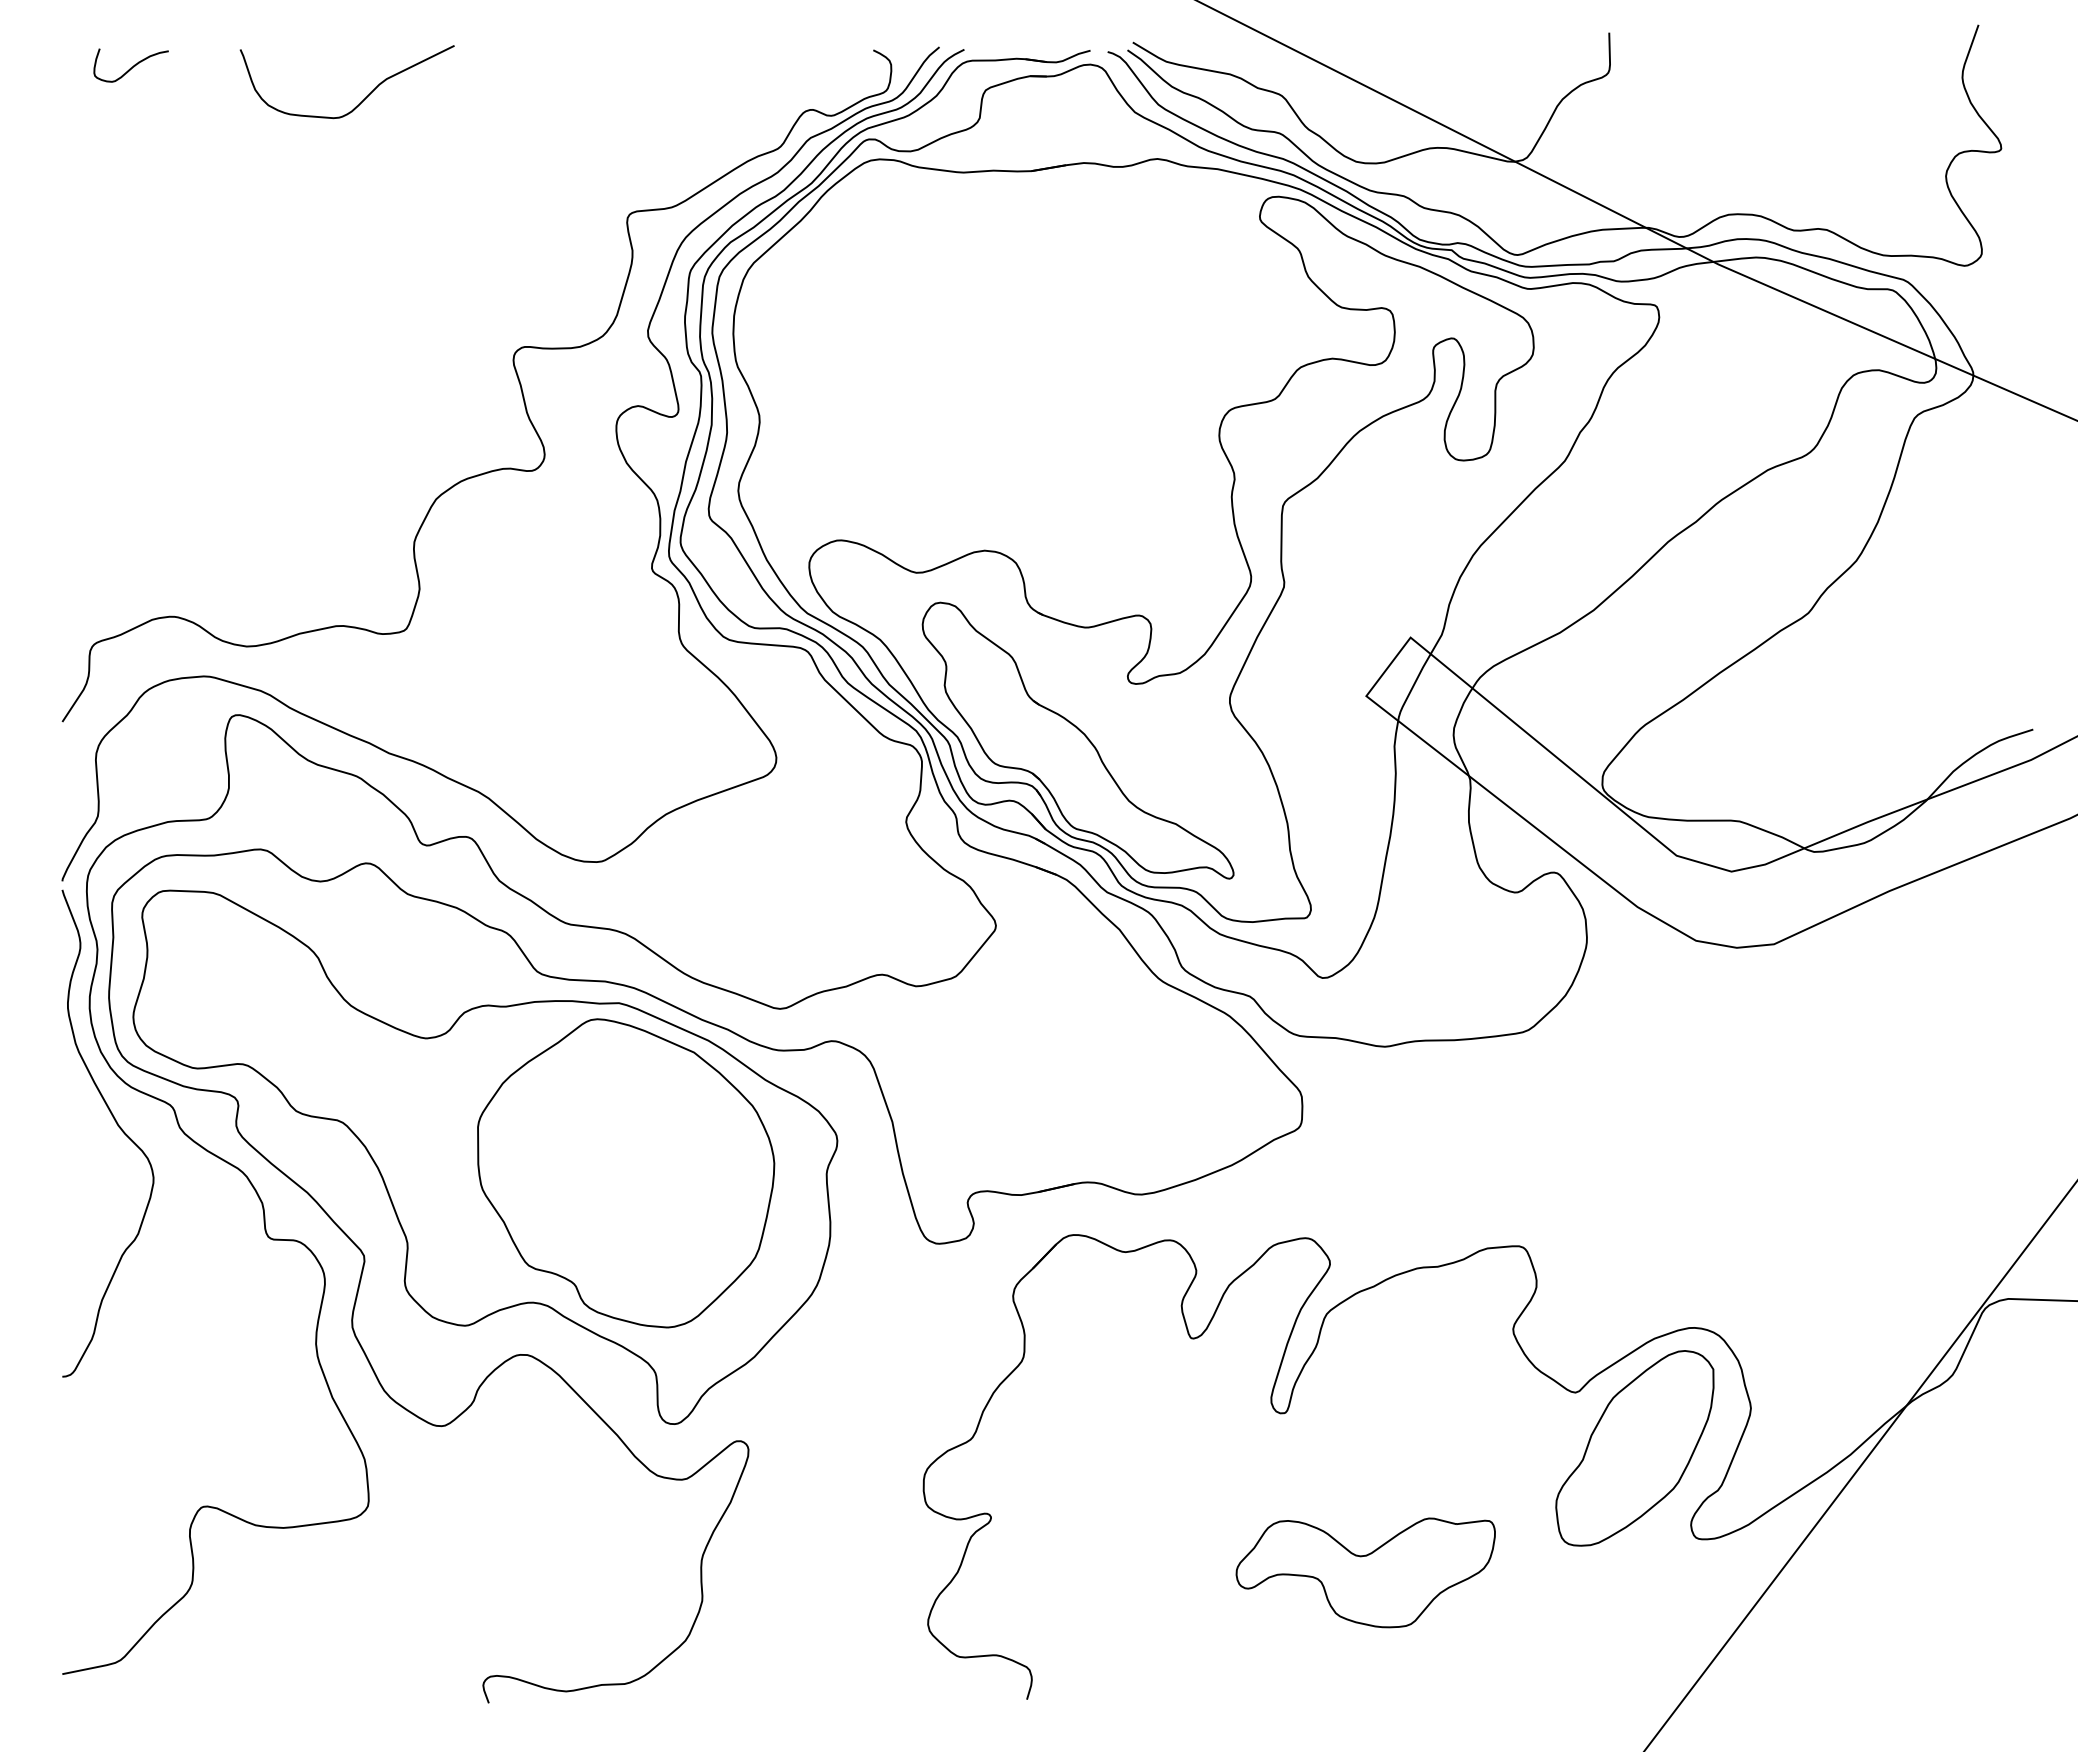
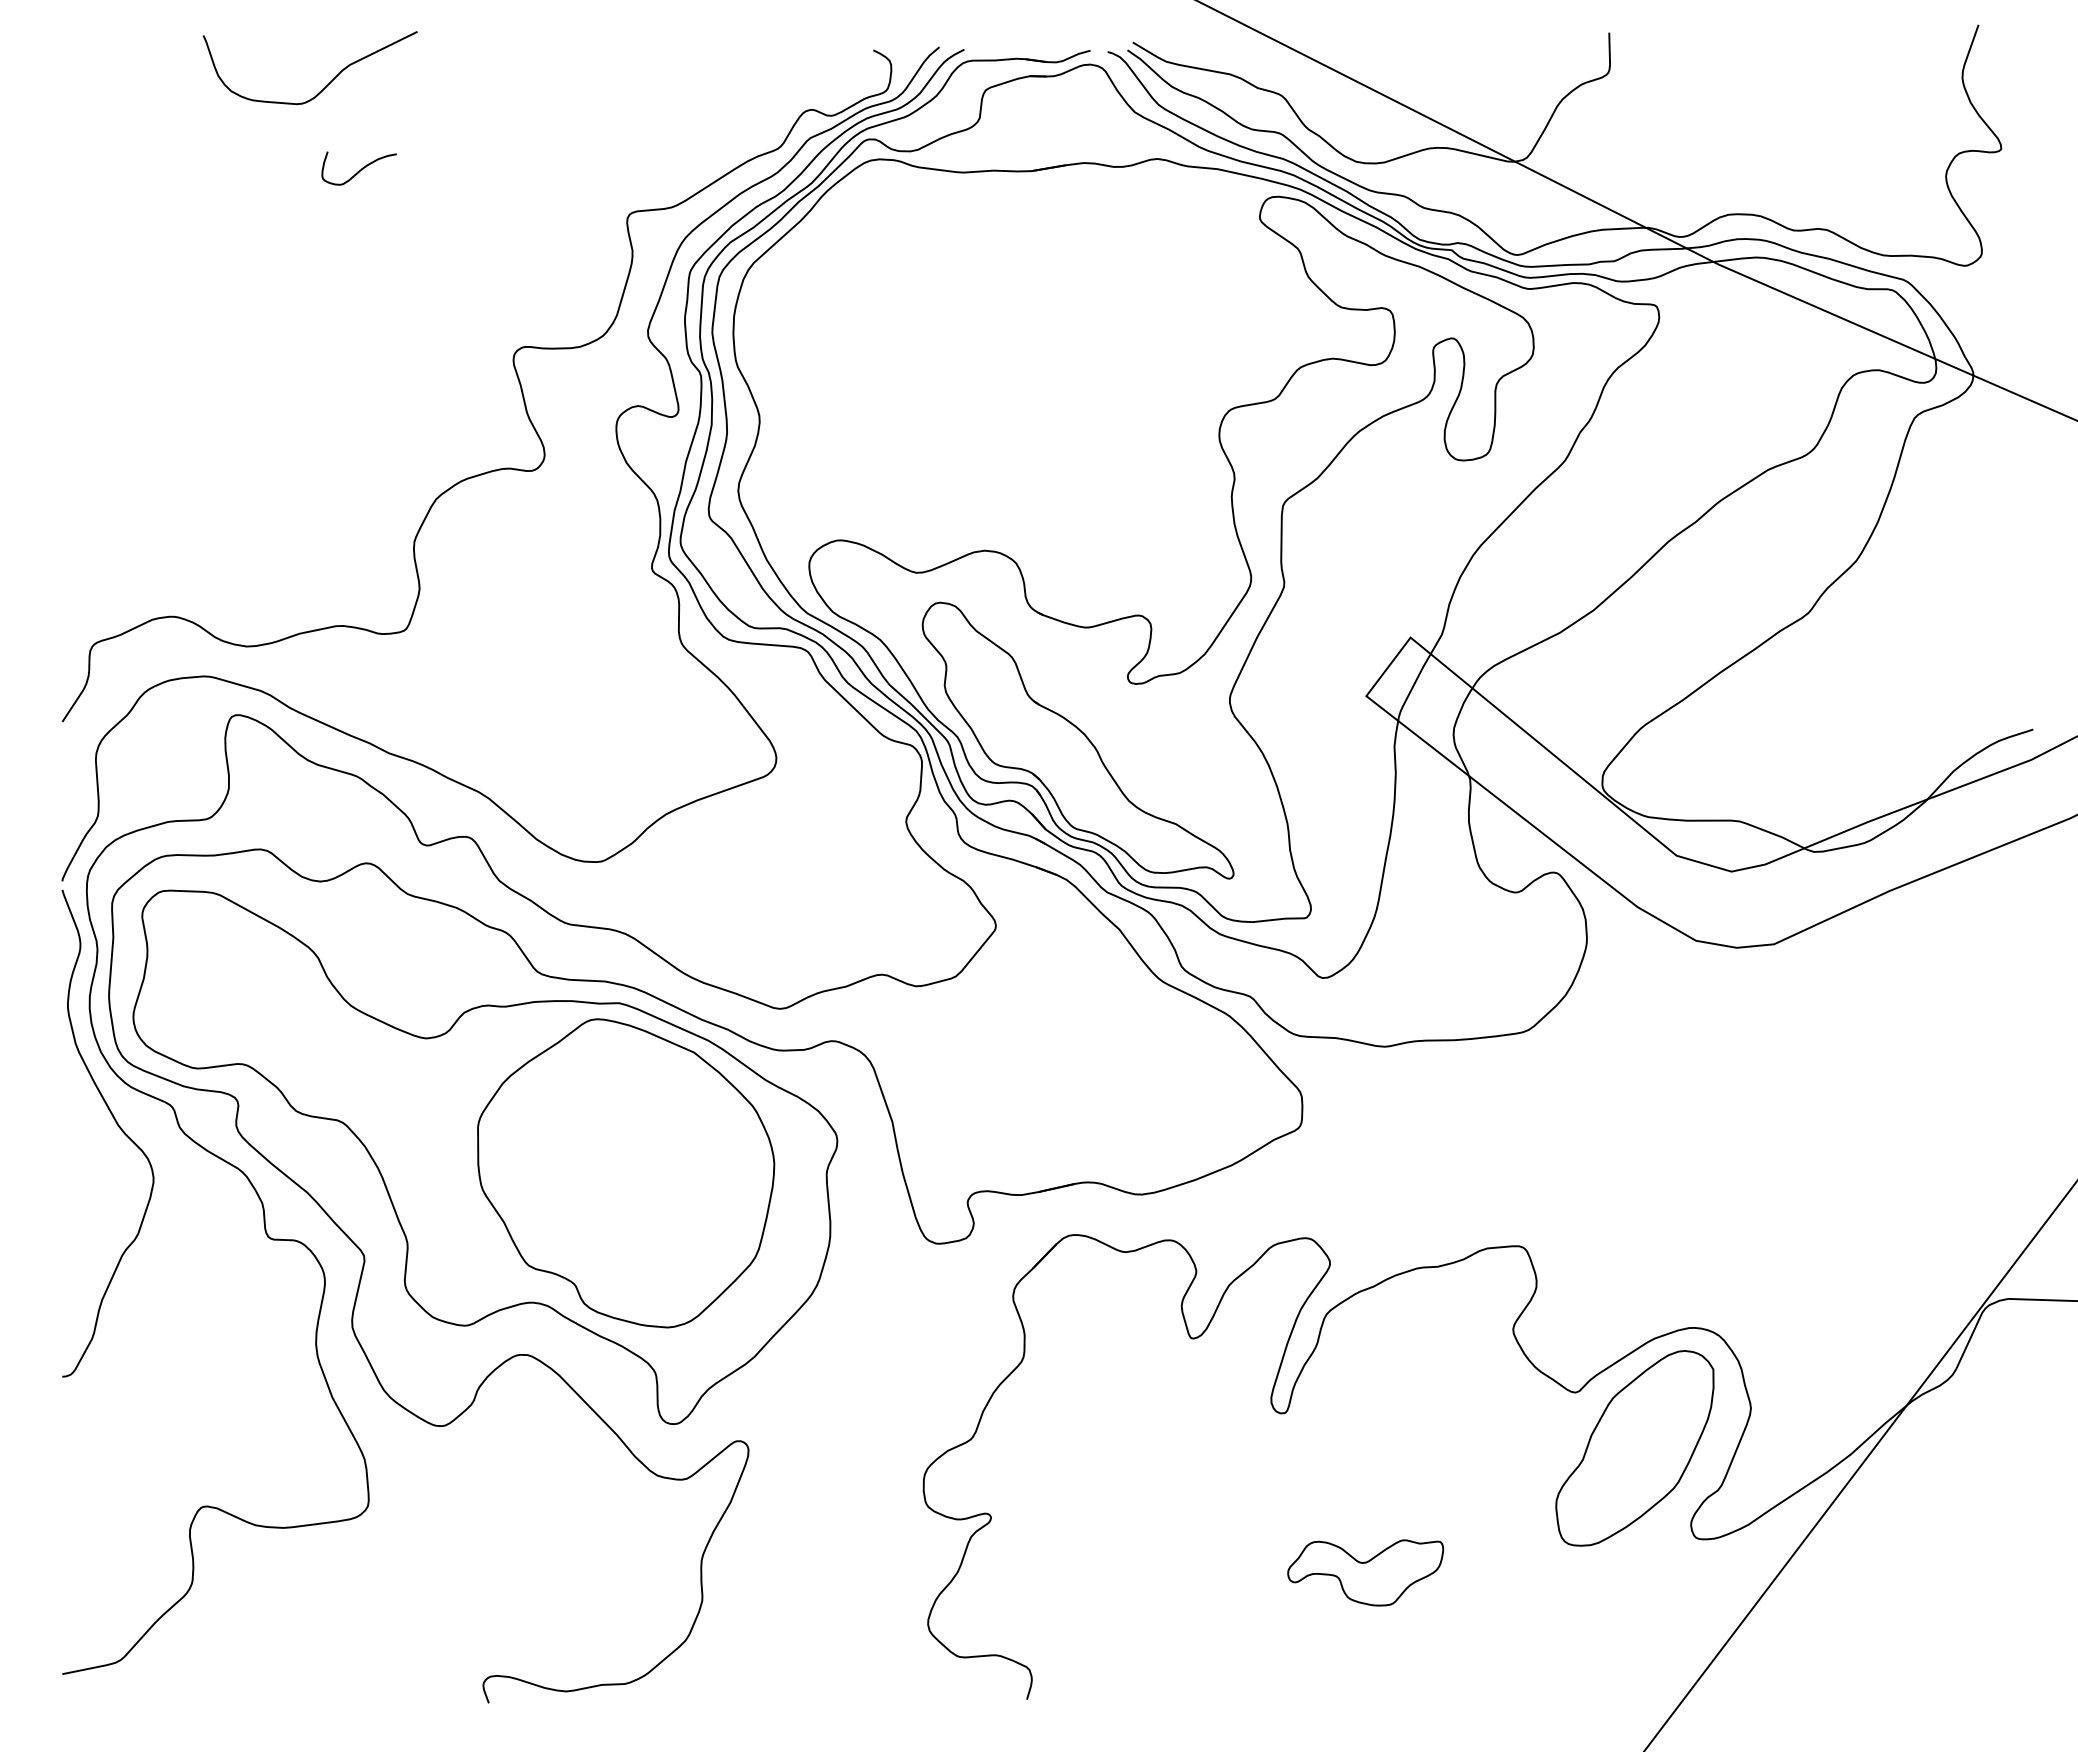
curve position: (130, 67) -> (358, 170) (358, 170)
curve position: (363, 99) -> (326, 85) (326, 85)
part size: 261x112 px -> 158x68 px (1365, 1572)
